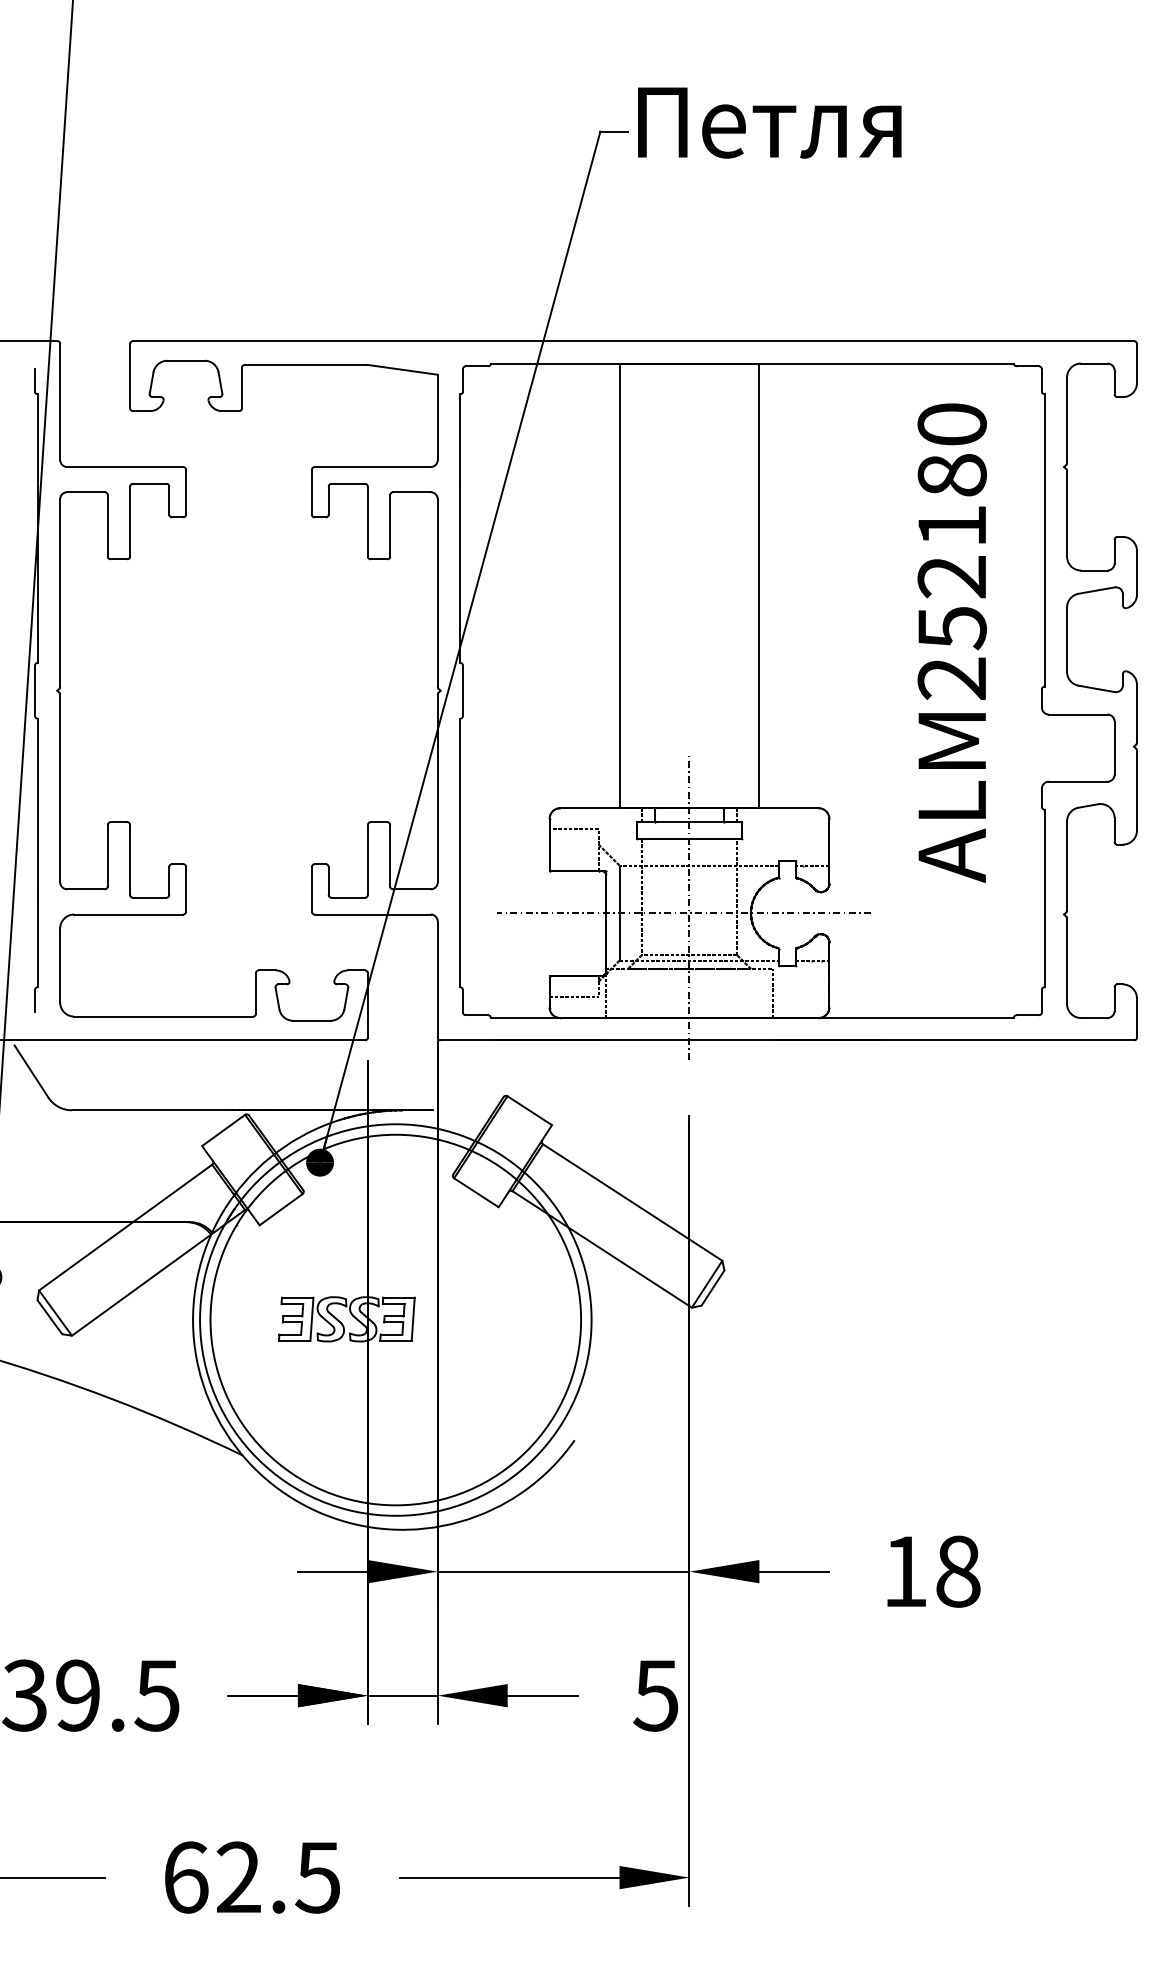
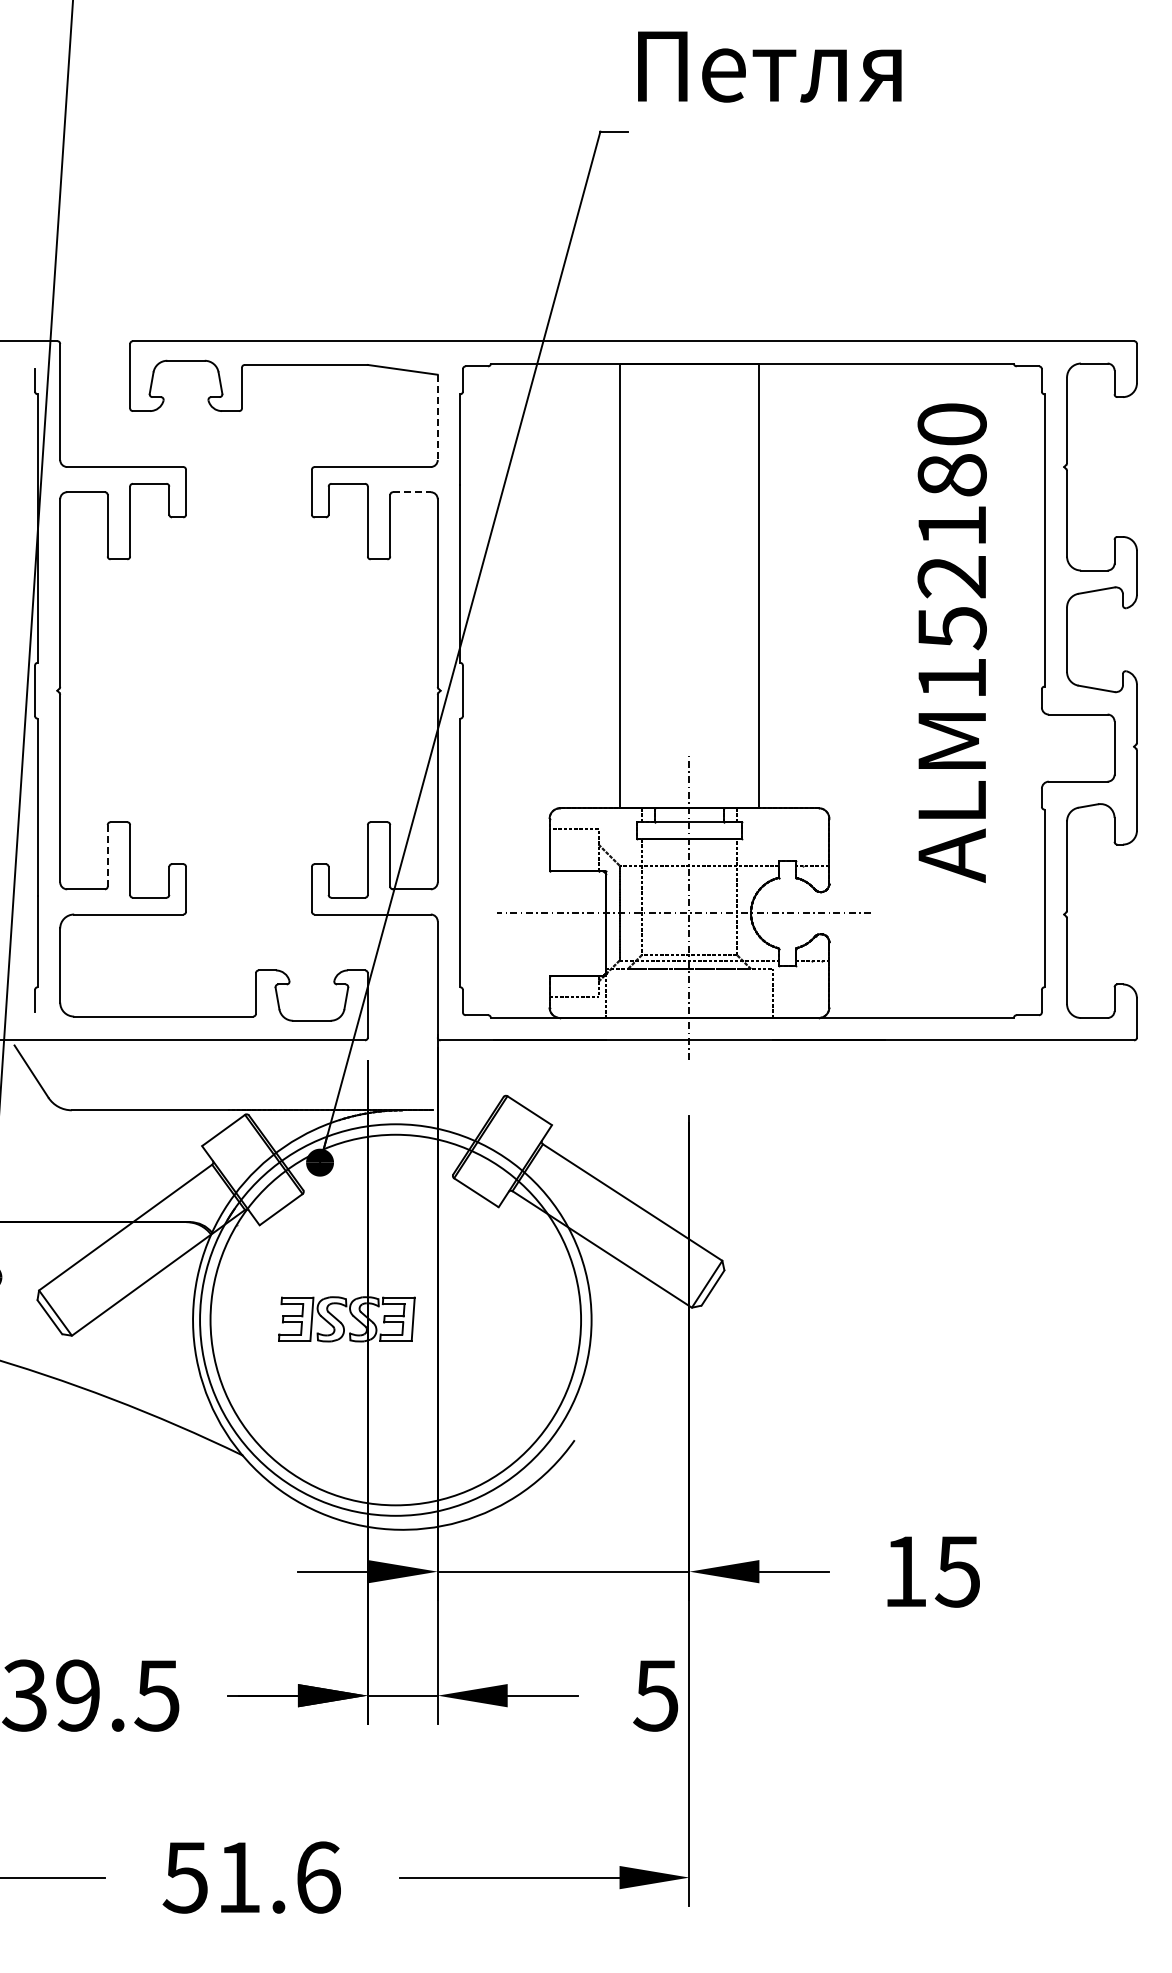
text position: (769, 122) -> (769, 66) (769, 66)
line: solid -> dashed (437, 417)
line: solid -> dashed (411, 492)
text: ALM252180 -> ALM152180 (951, 678)
line: solid -> dashed (107, 855)
text: 18 -> 15 (957, 1571)
text: 62.5 -> 51.6 (251, 1877)
